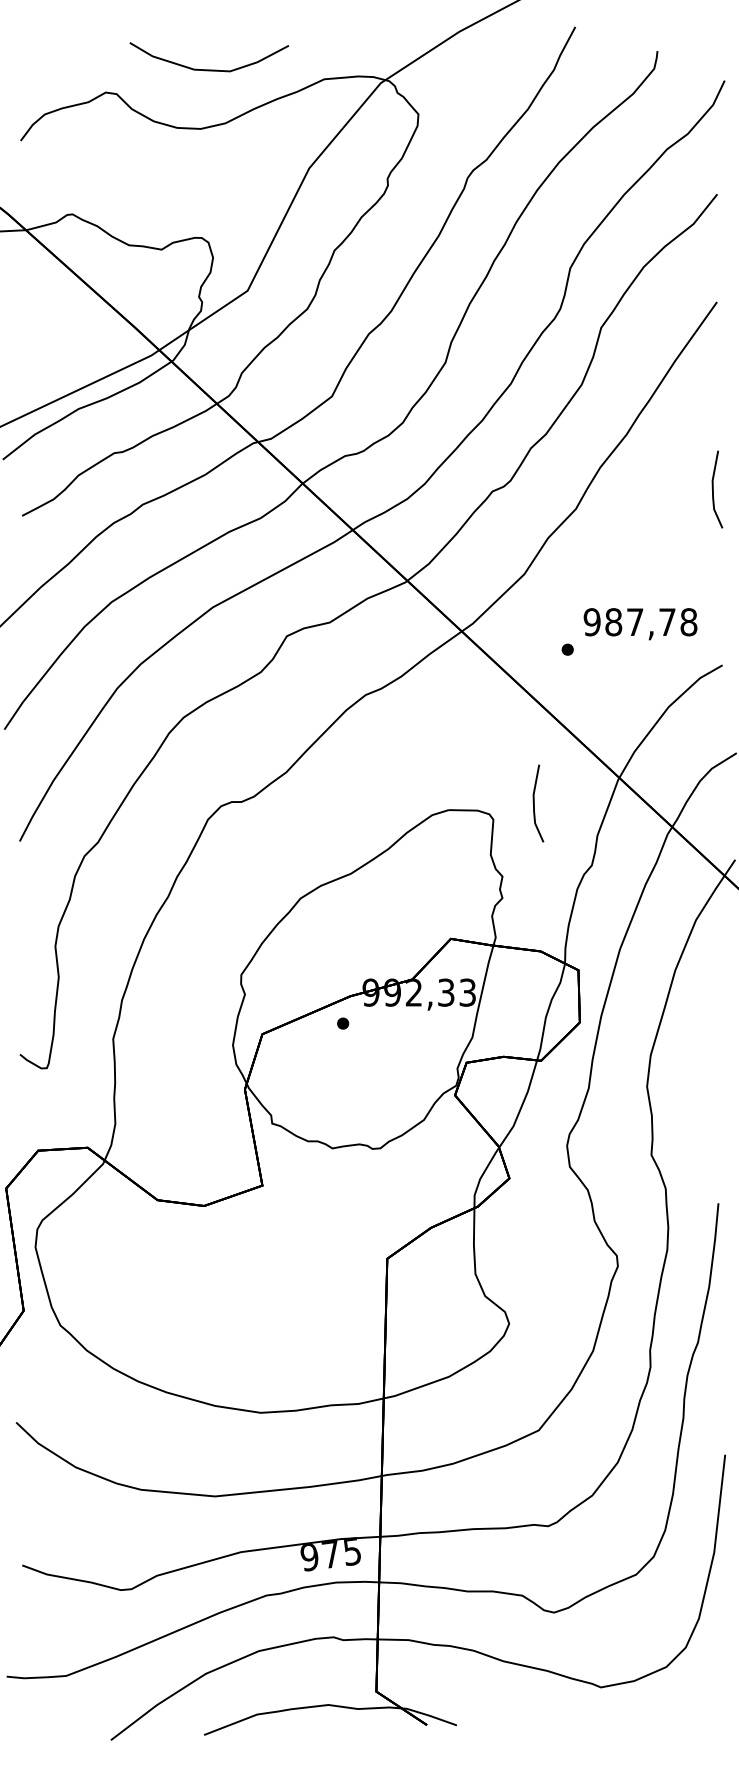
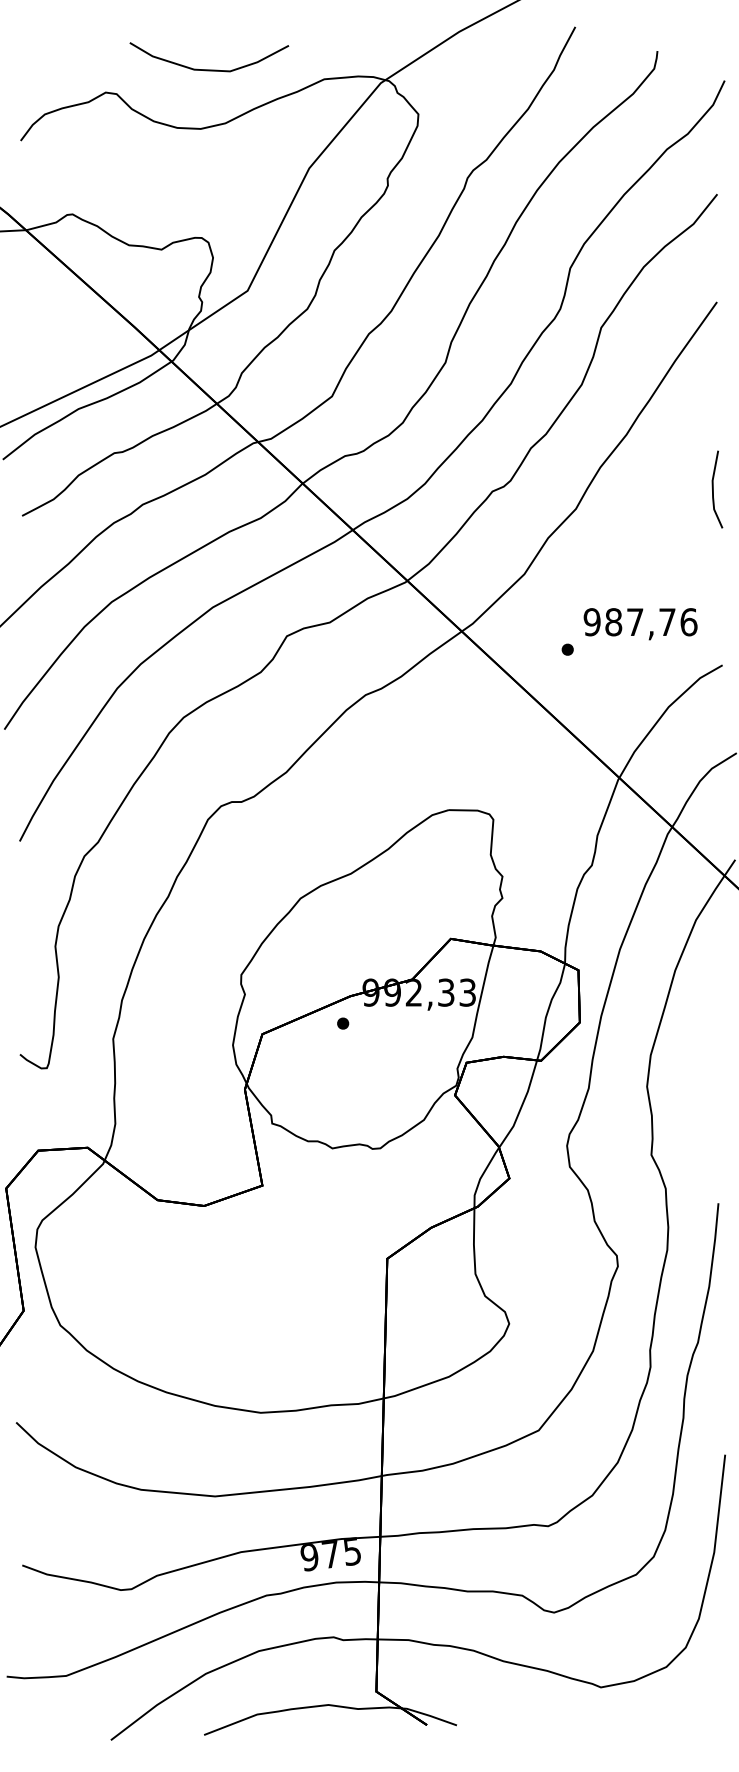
text: 987,78 -> 987,76 (688, 622)
line: present -> none (534, 803)
